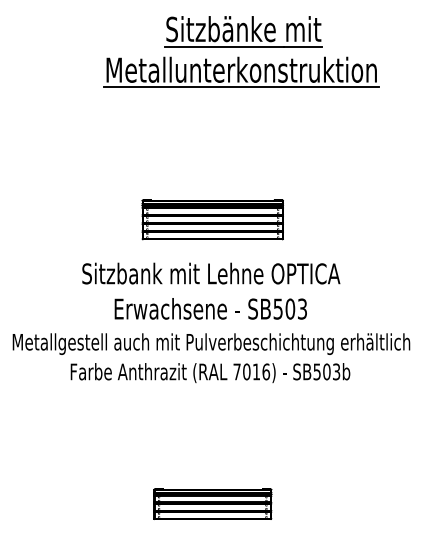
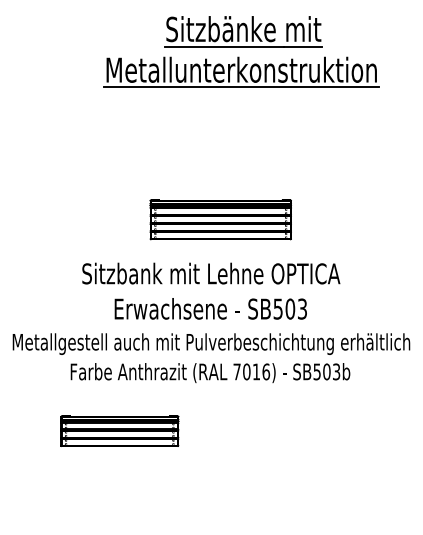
part position: (212, 219) -> (220, 219) (220, 219)
part position: (212, 503) -> (119, 430) (119, 430)
